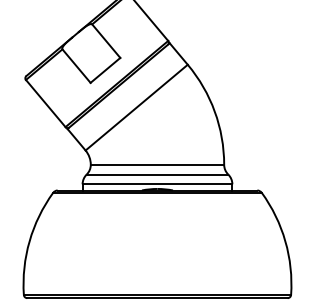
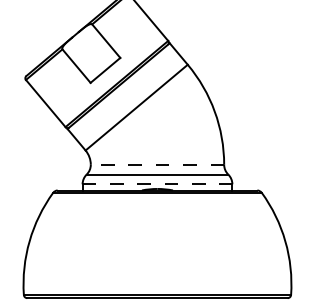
line: solid -> dashed (157, 164)
line: solid -> dashed (157, 184)
